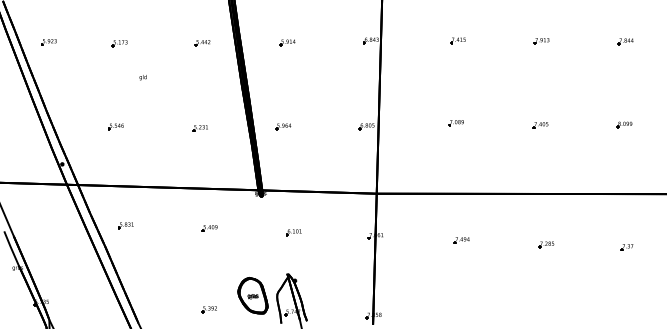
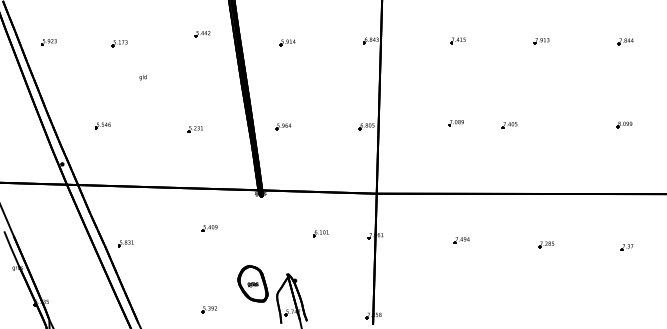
part position: (202, 43) -> (202, 34) (202, 34)
part position: (540, 125) -> (509, 125) (509, 125)
part position: (115, 126) -> (102, 125) (102, 125)
part position: (199, 128) -> (194, 129) (194, 129)
part position: (125, 225) -> (125, 243) (125, 243)
part position: (293, 232) -> (320, 233) (320, 233)
part position: (252, 295) -> (252, 283) (252, 283)
